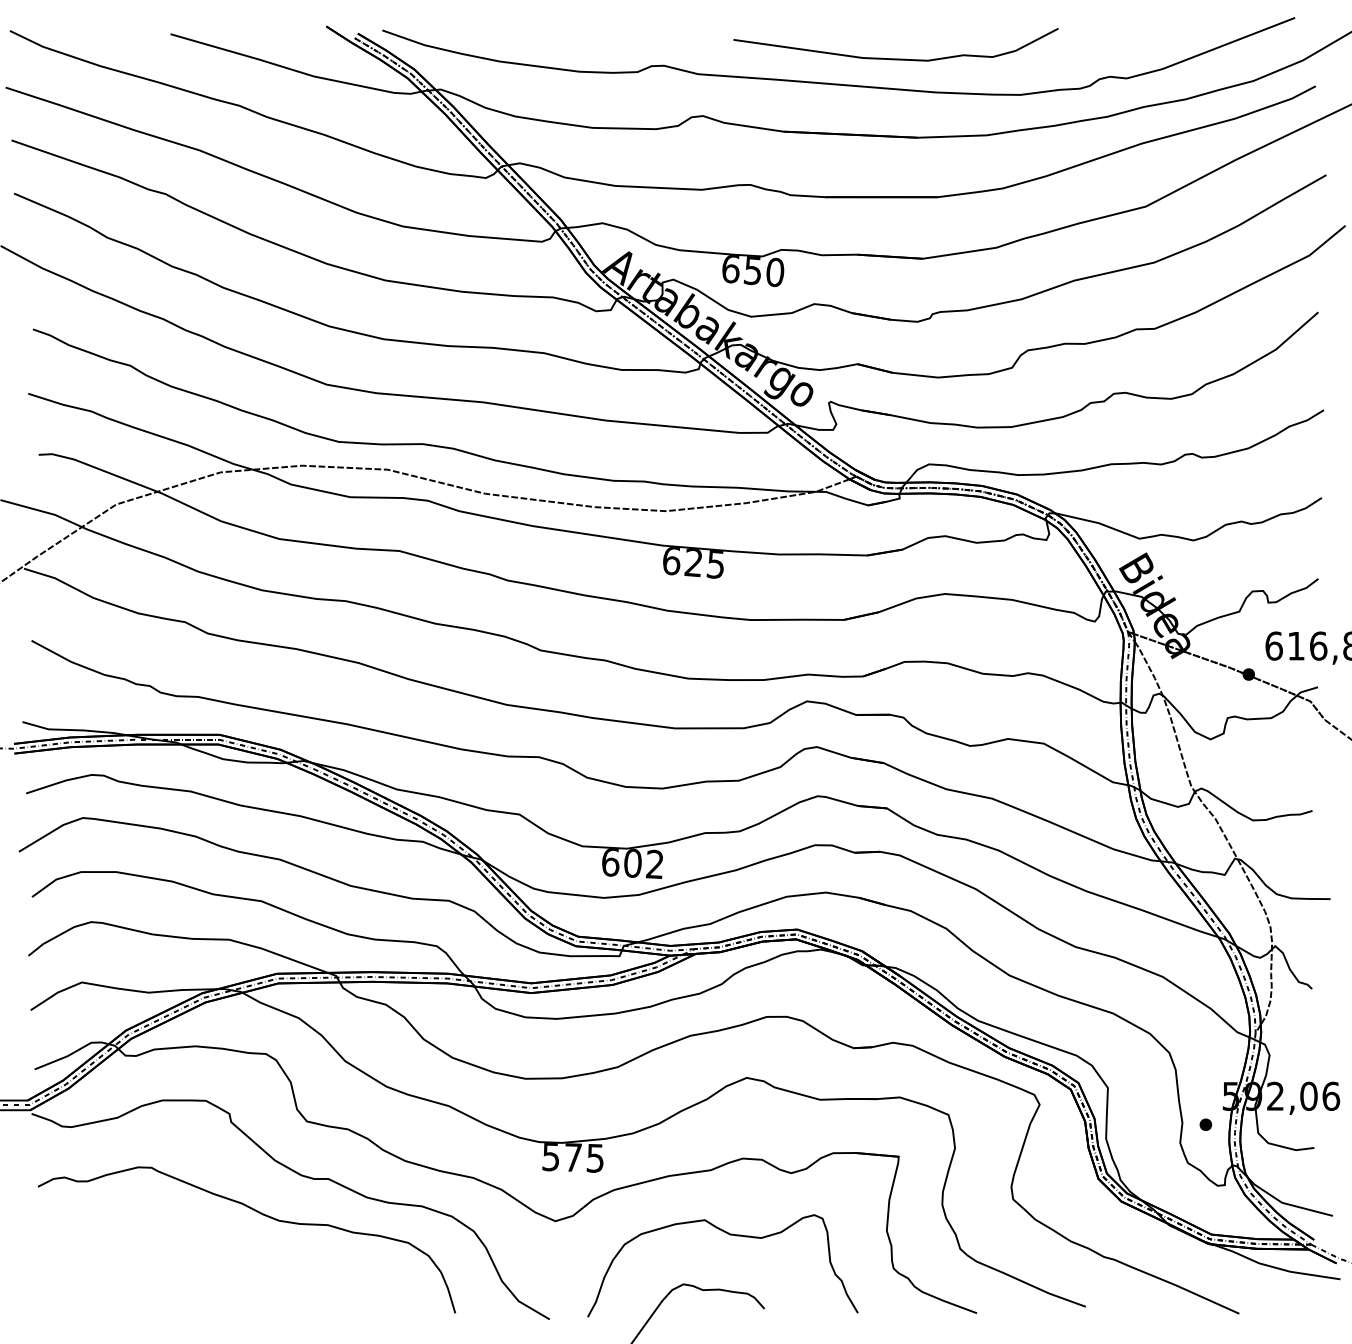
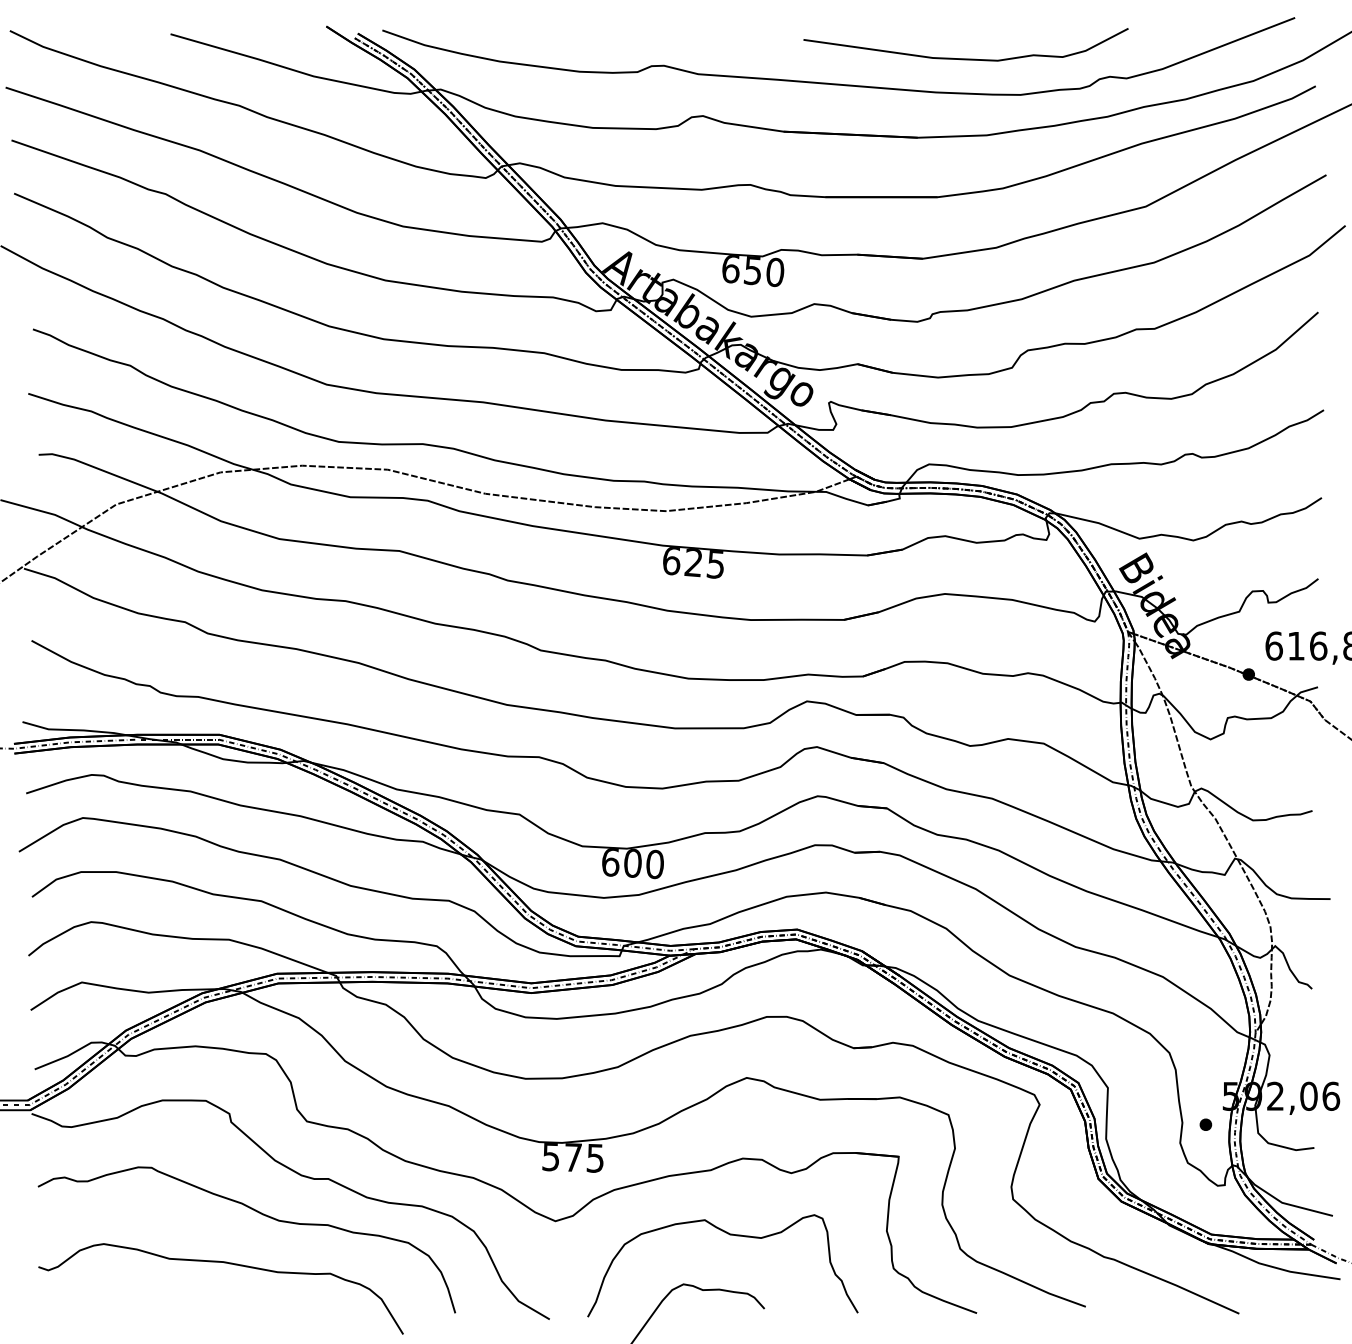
curve position: (895, 58) -> (965, 58) (965, 58)
text: 602 -> 600 (654, 864)
curve: none -> present (224, 1263)
